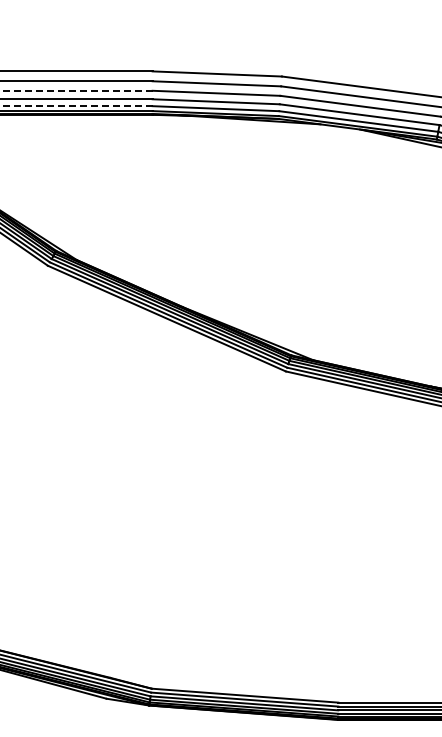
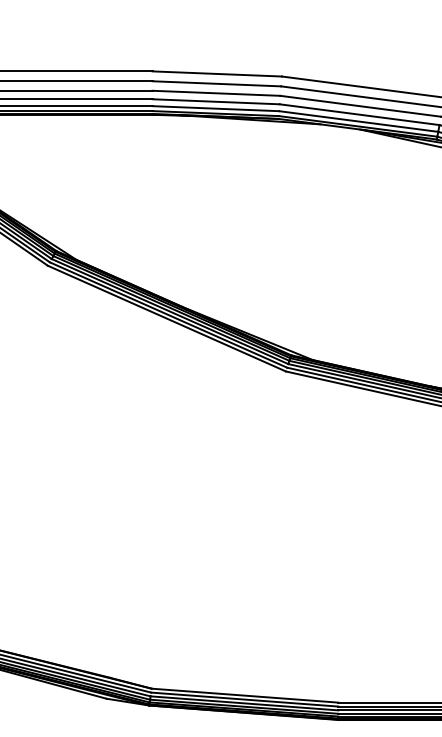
line: dashed -> solid (76, 90)
line: dashed -> solid (76, 106)
